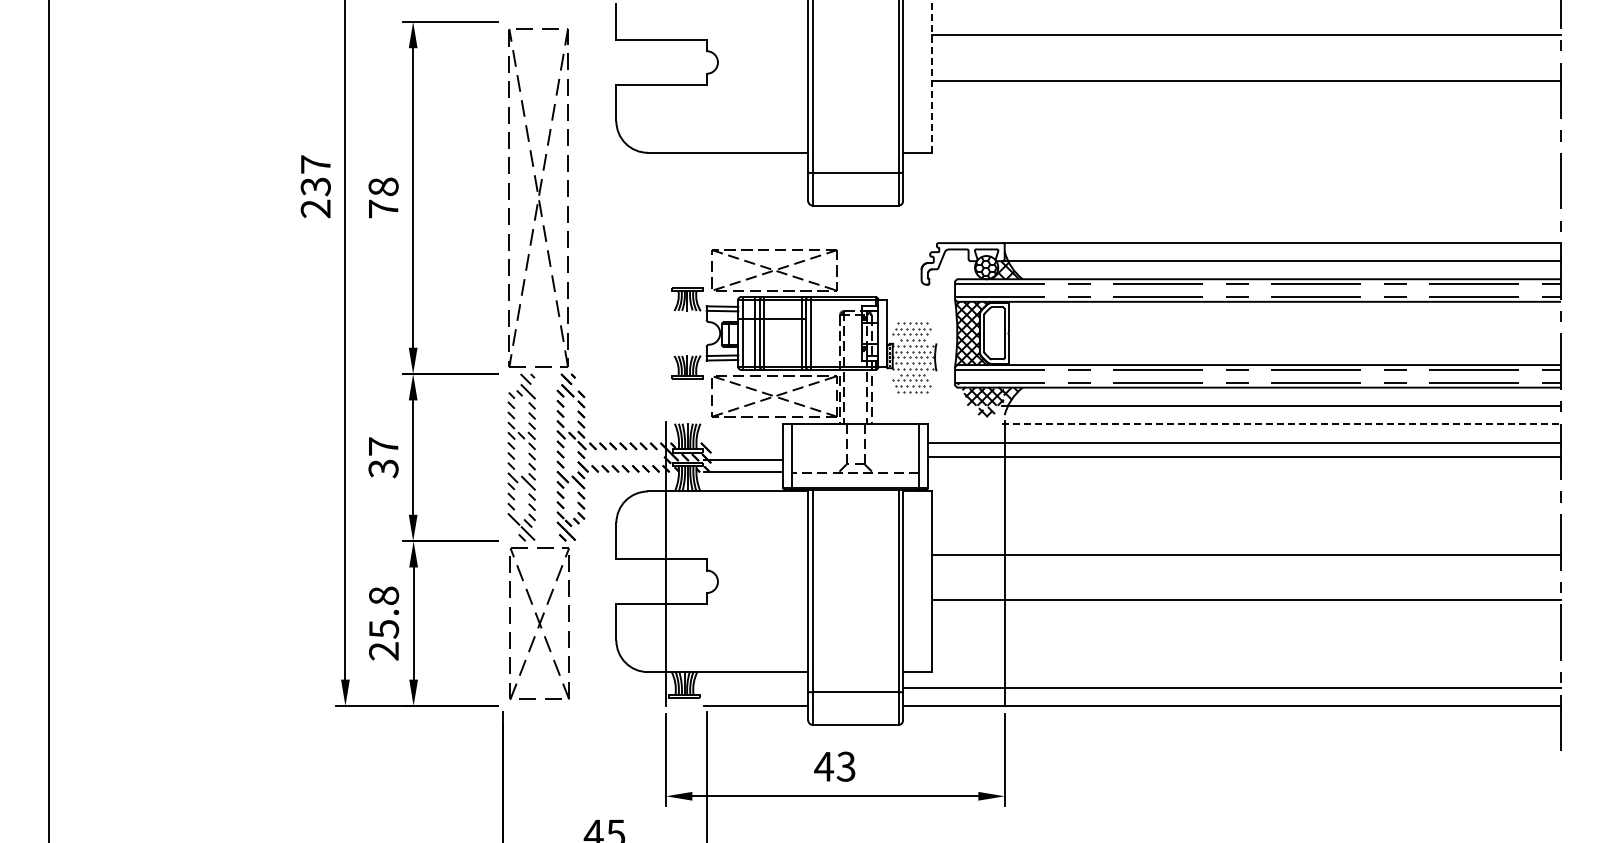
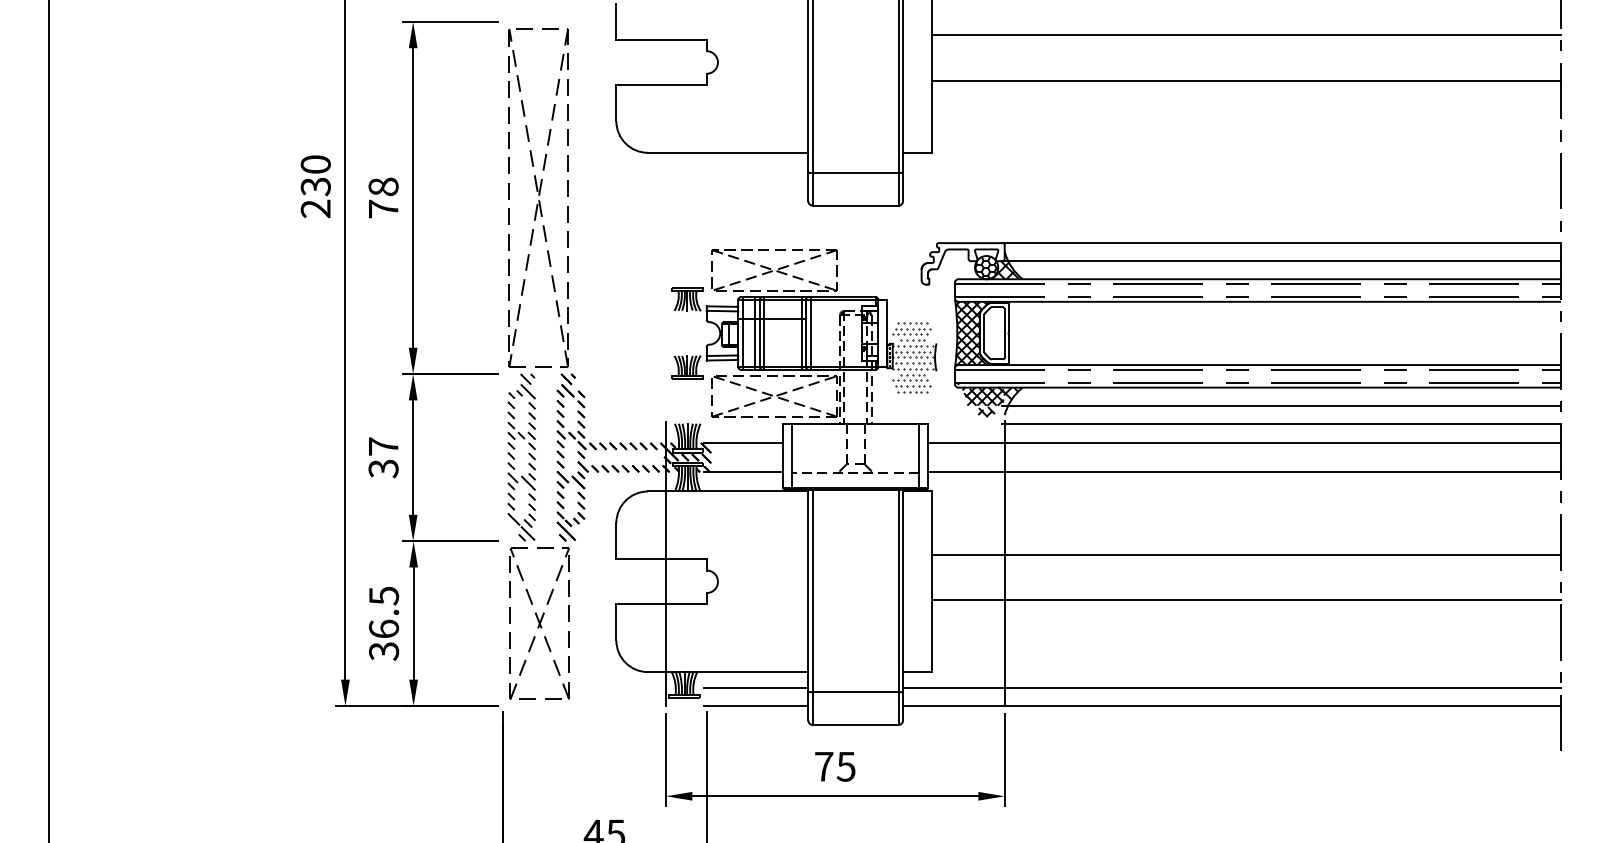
line: dashed -> solid (932, 75)
text: 237 -> 230 (315, 164)
line: dashed -> solid (1282, 423)
line position: (1244, 457) -> (1244, 472) (1244, 472)
line position: (743, 459) -> (743, 442) (743, 442)
text: 25.8 -> 36.5 (384, 623)
line: none -> present (756, 687)
text: 43 -> 75 (834, 766)
